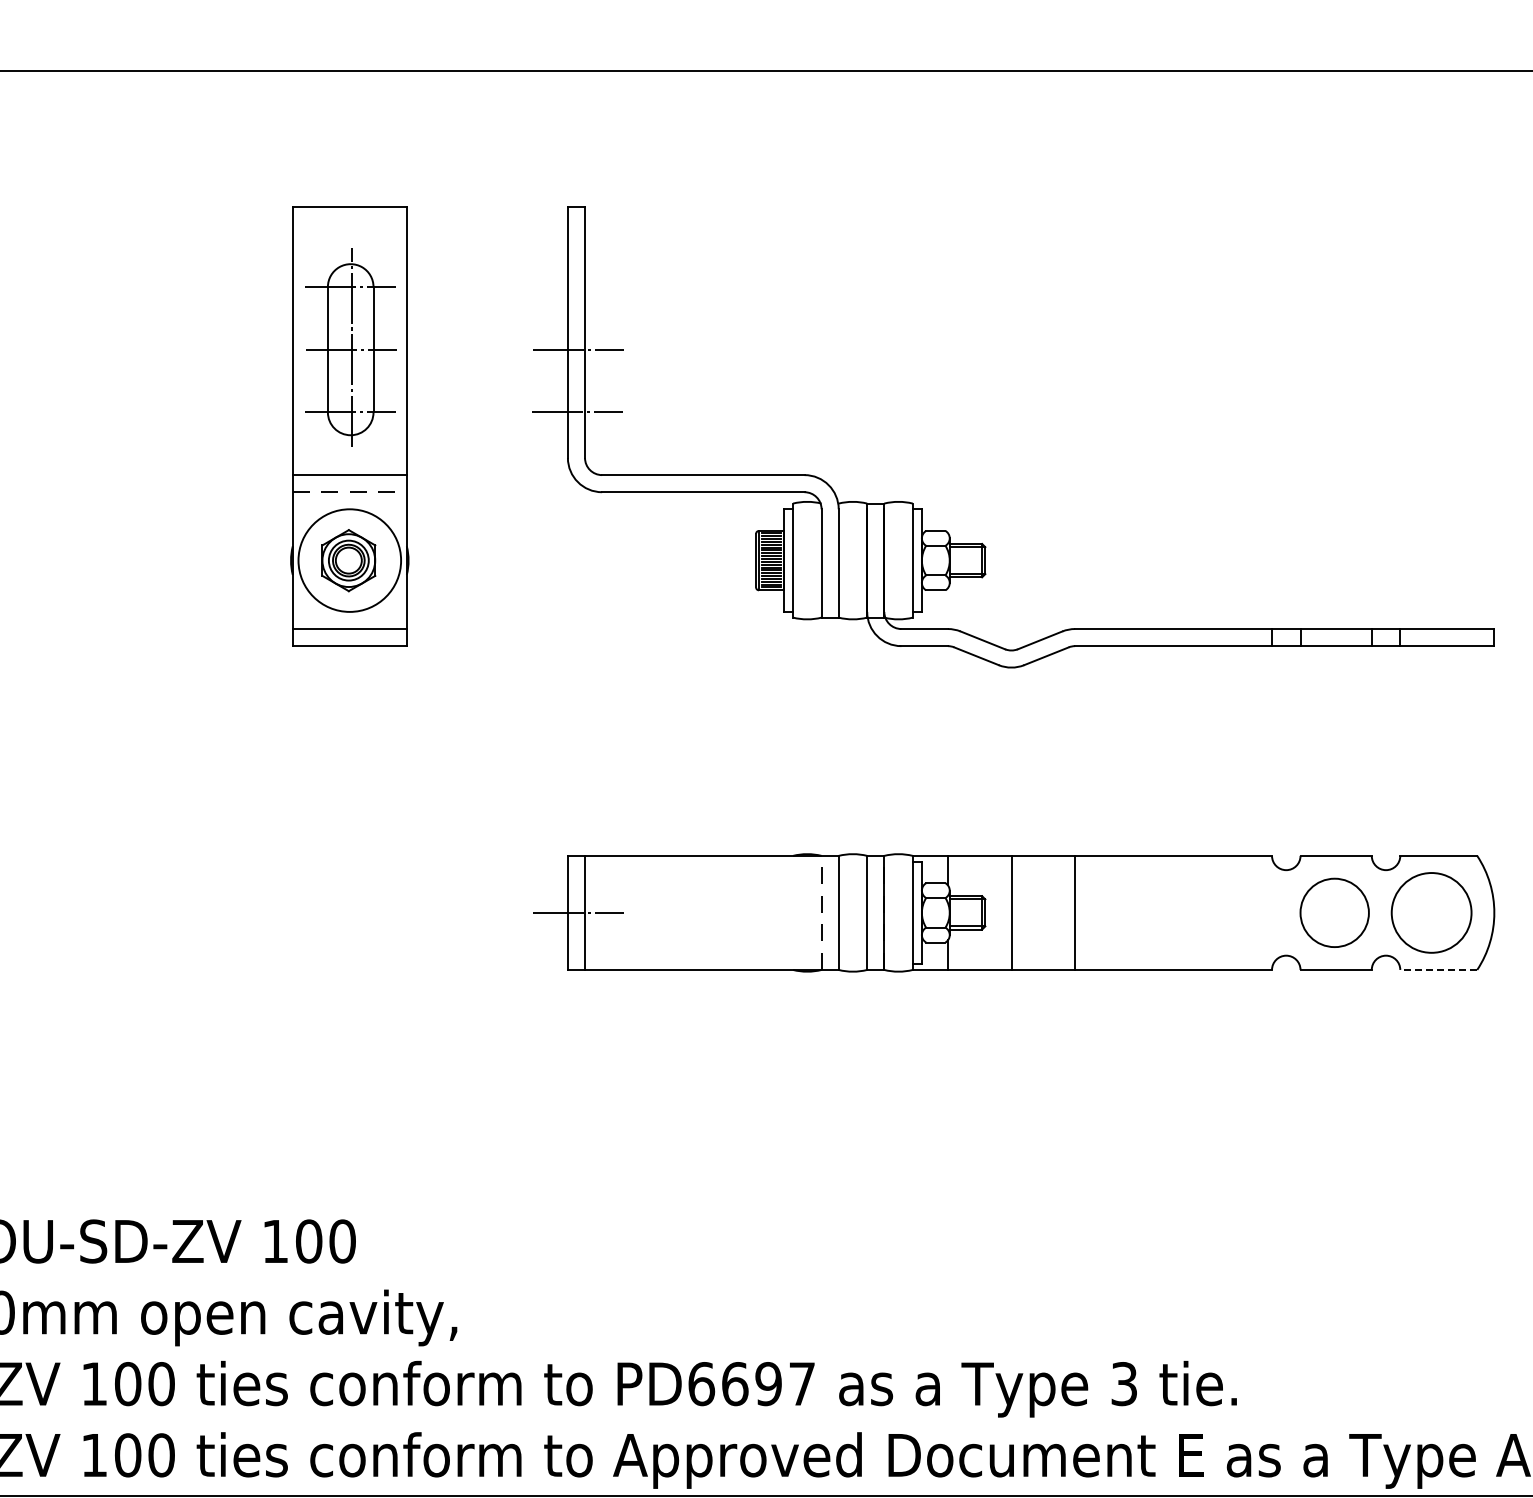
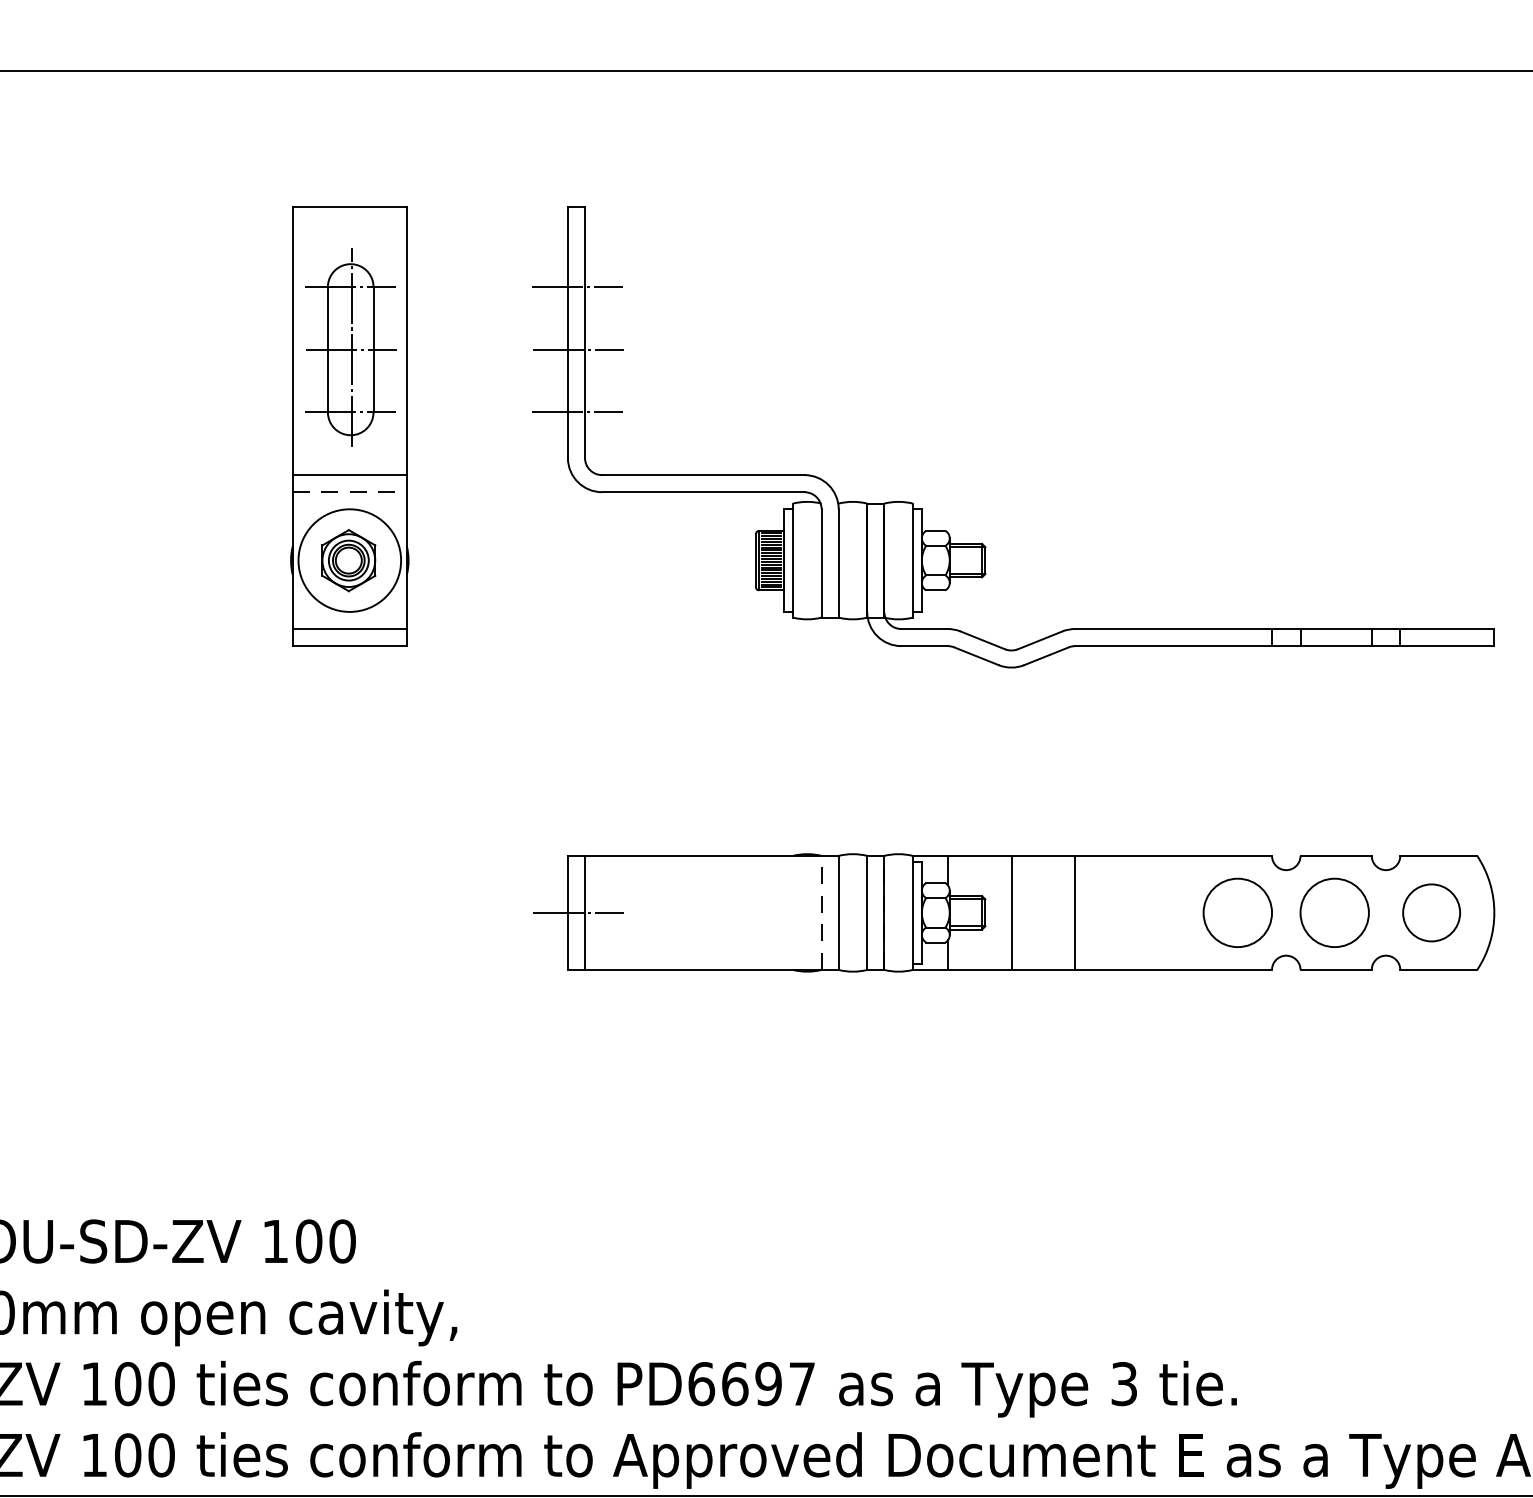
line: none -> present (577, 286)
circle: none -> present (1237, 912)
circle diameter: 80 px -> 57 px (1431, 912)
line: dashed -> solid (1438, 969)
